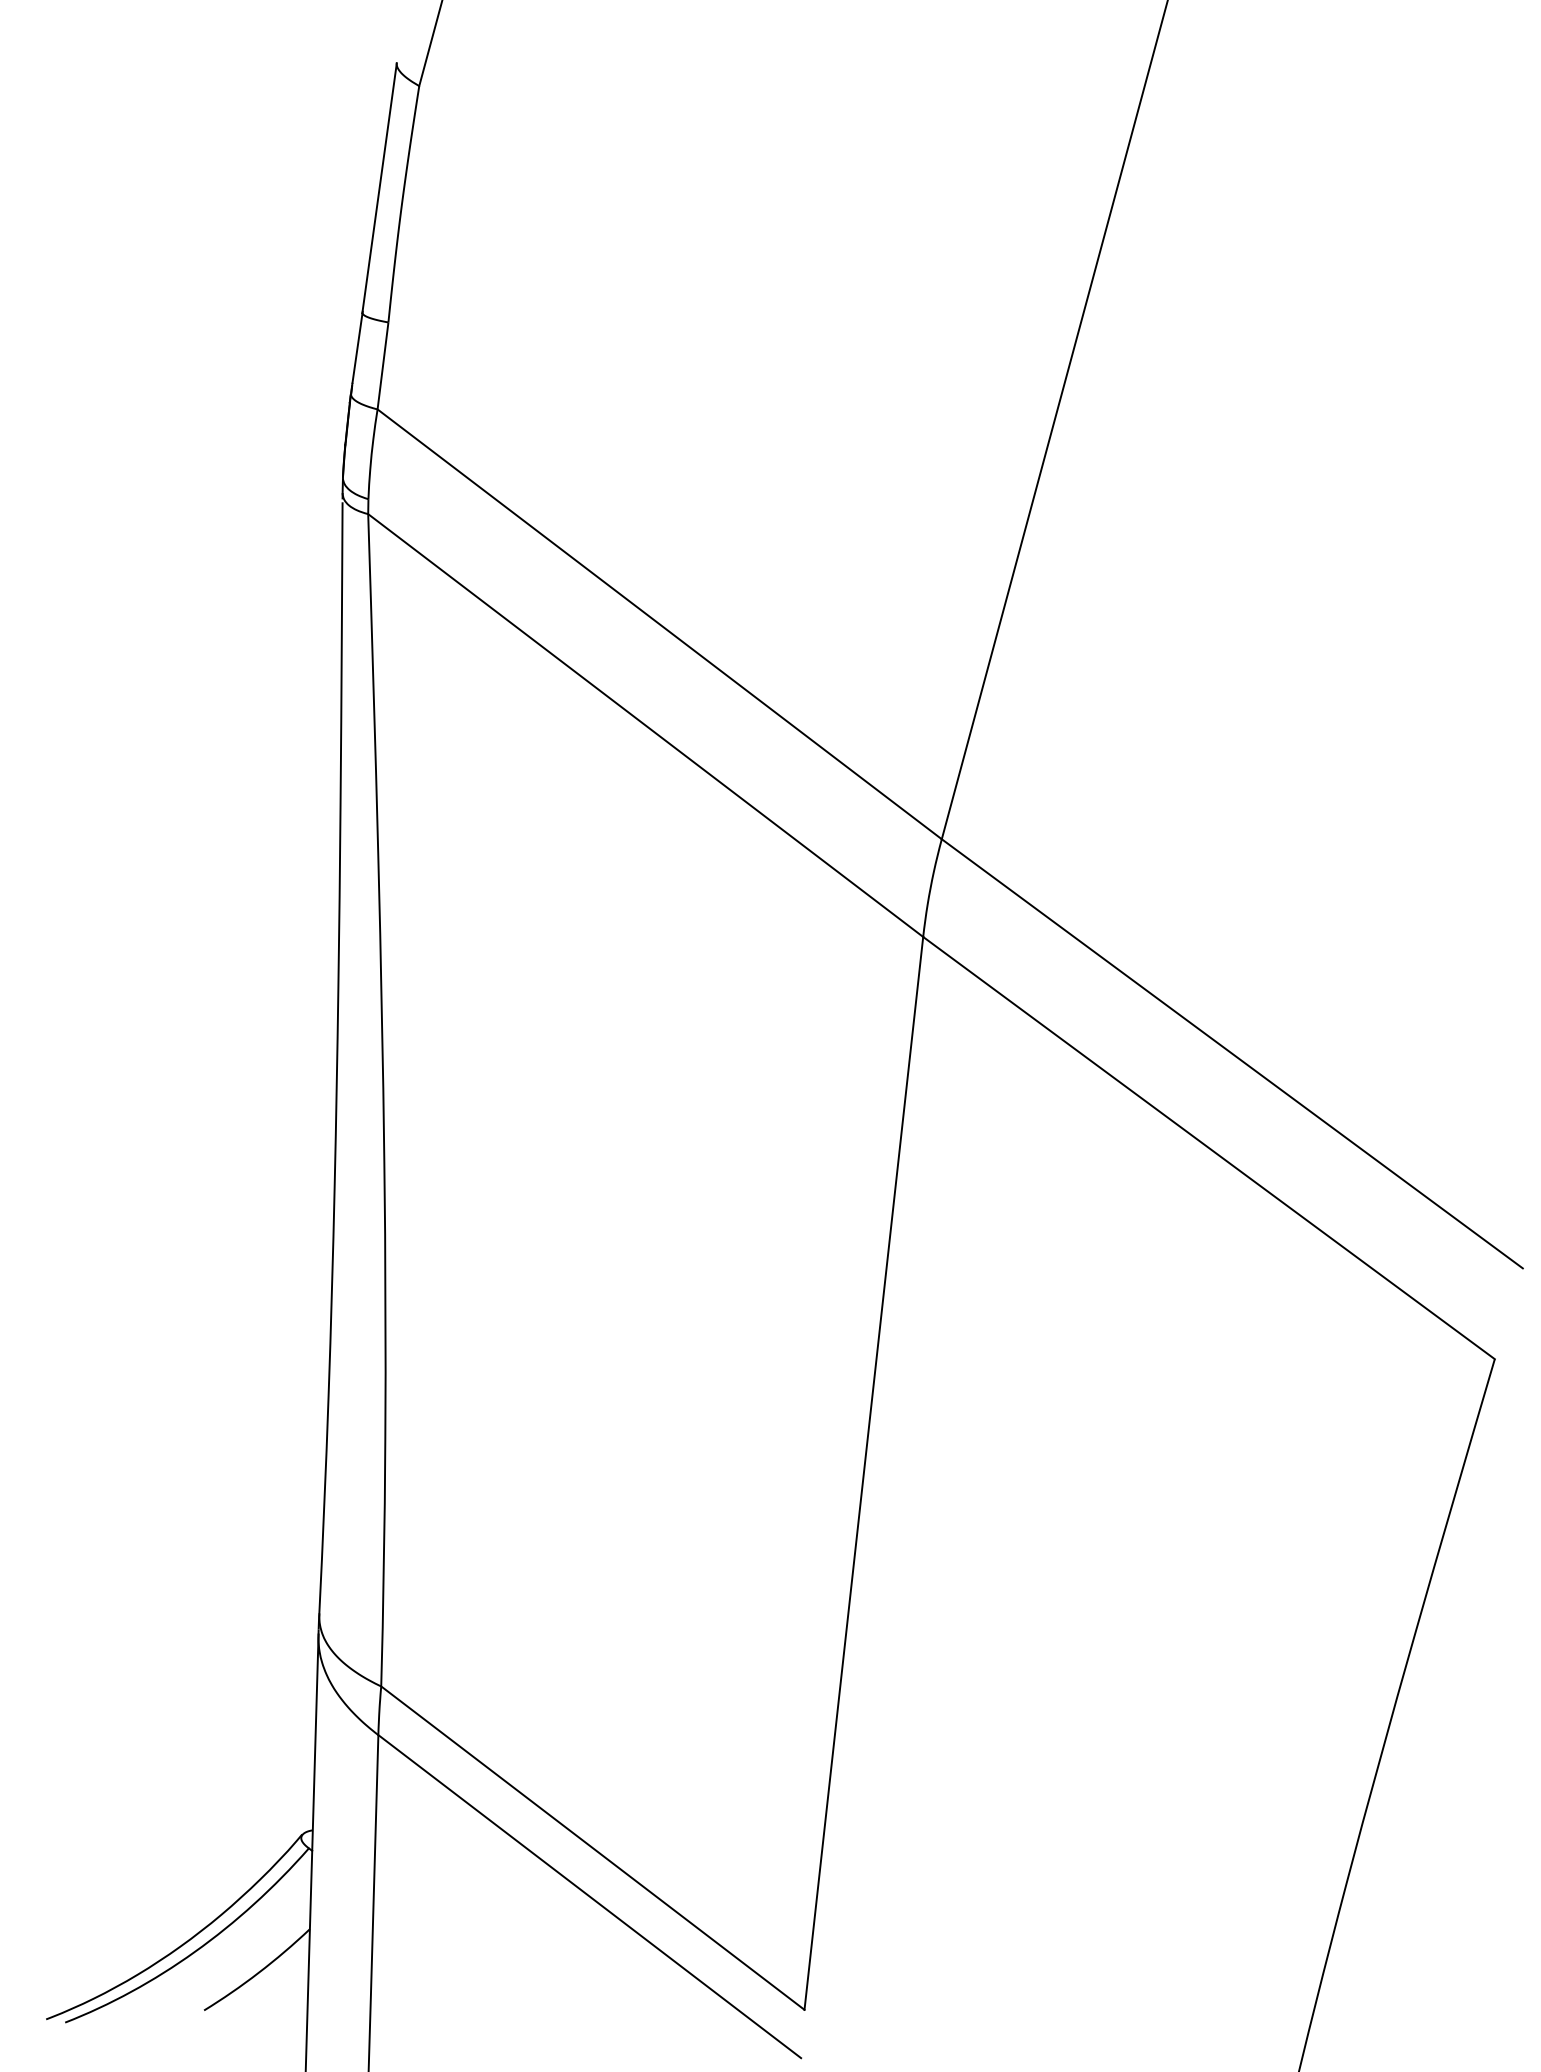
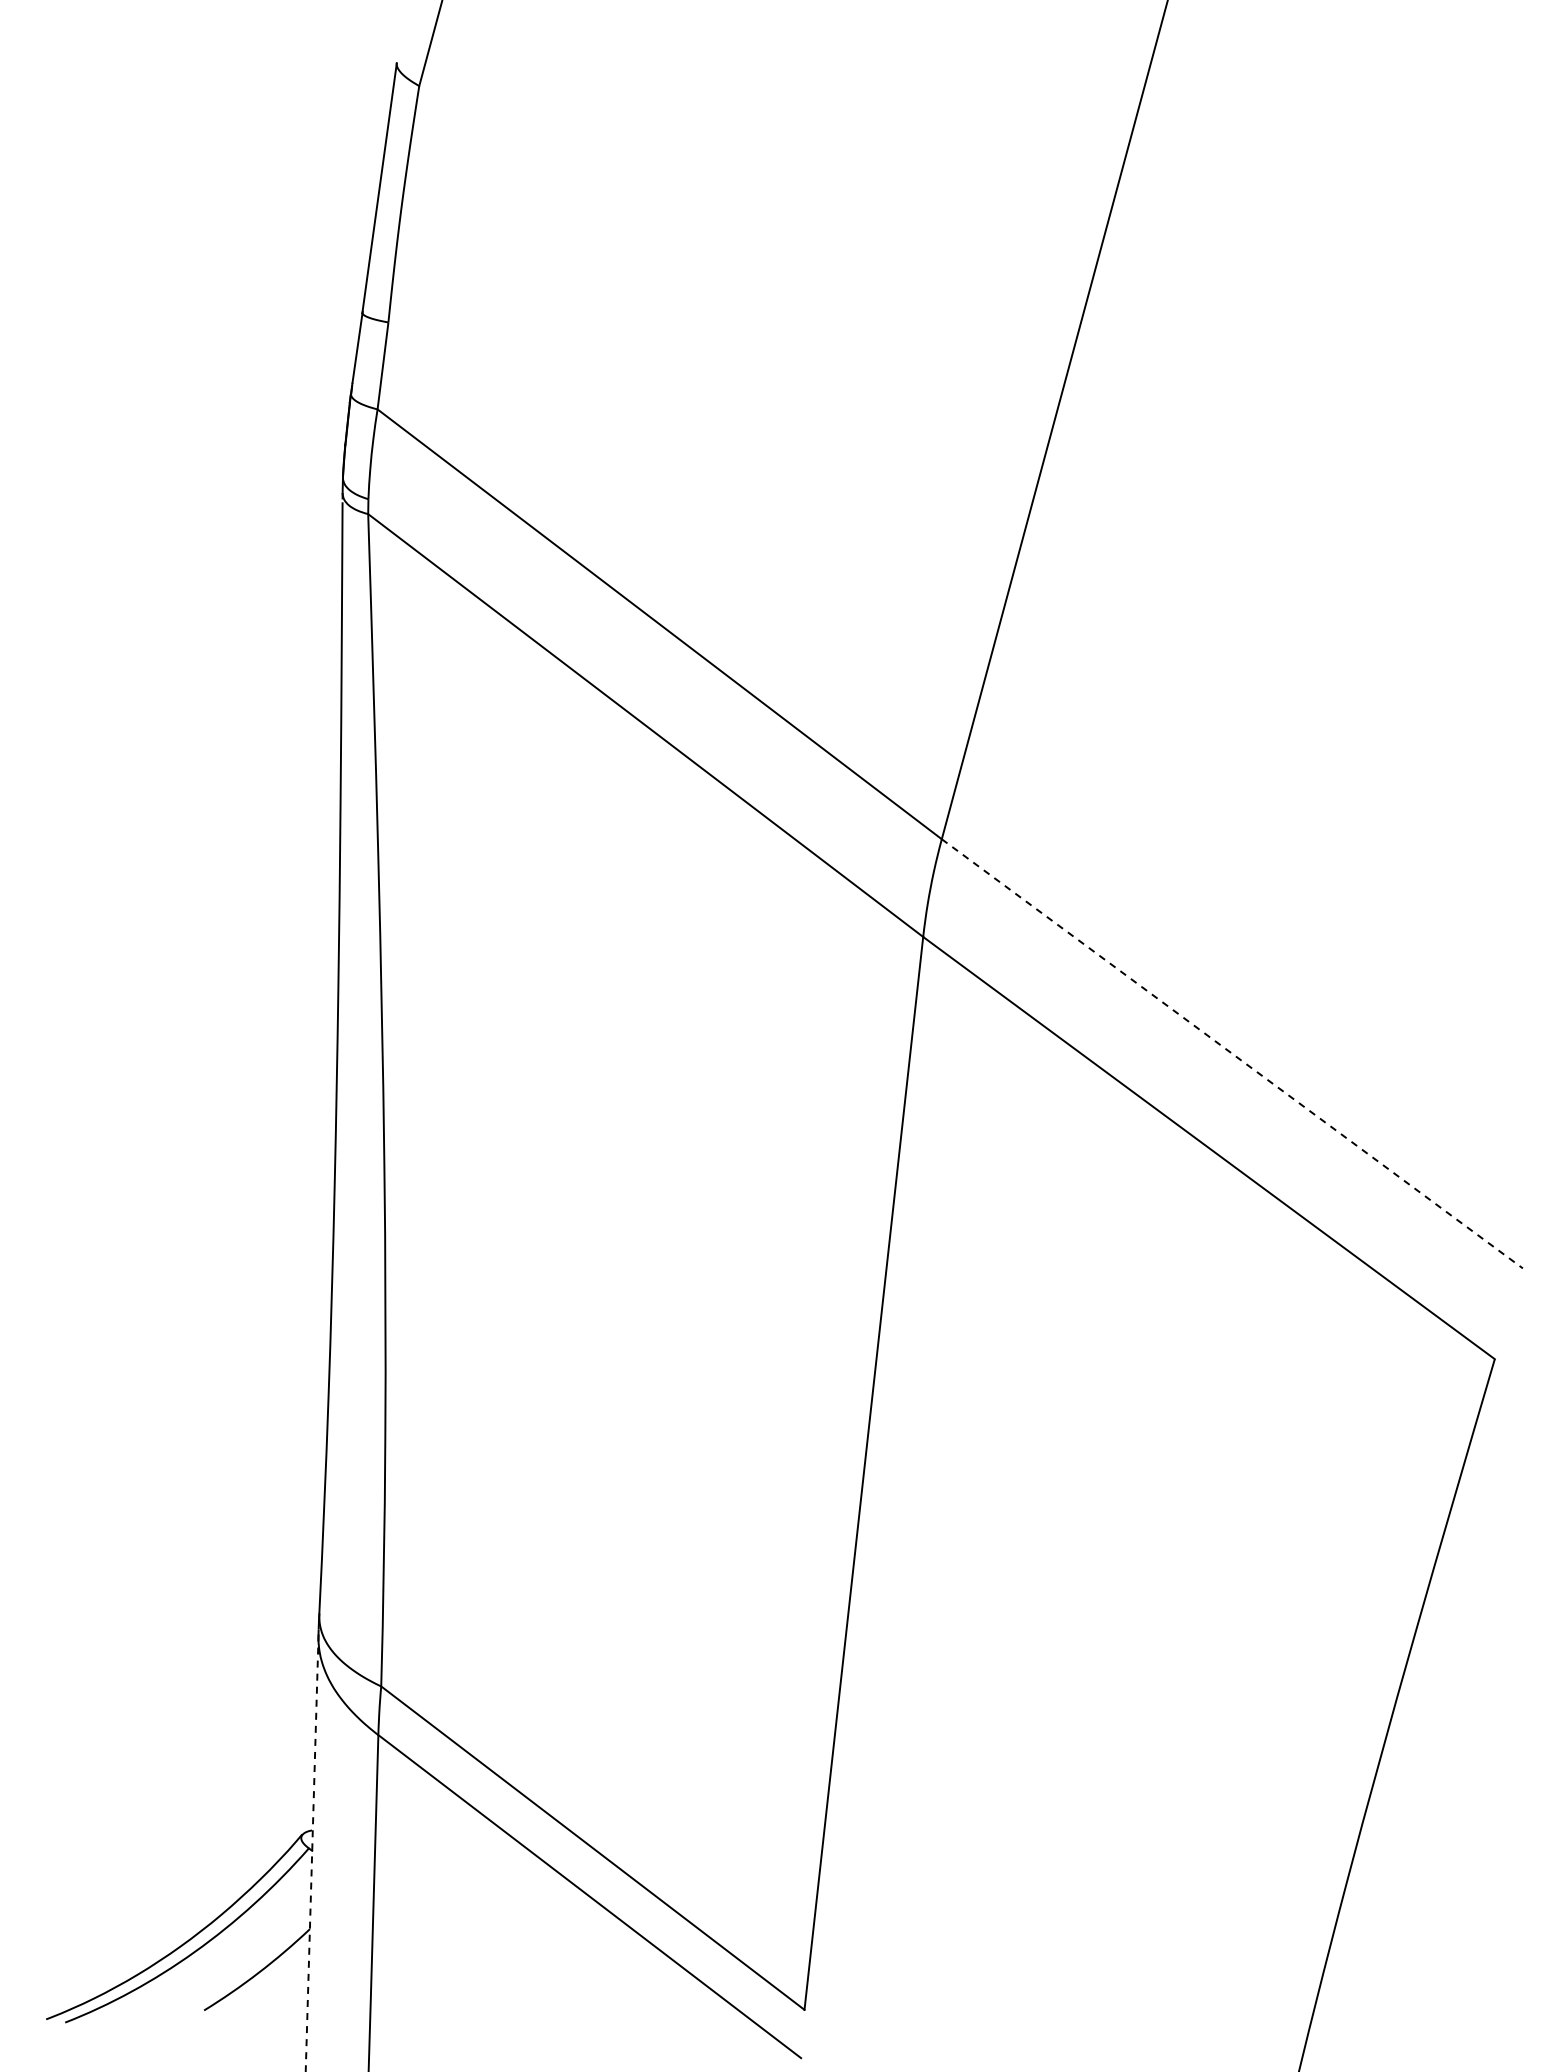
line: solid -> dashed (1232, 1054)
line: solid -> dashed (312, 1853)
